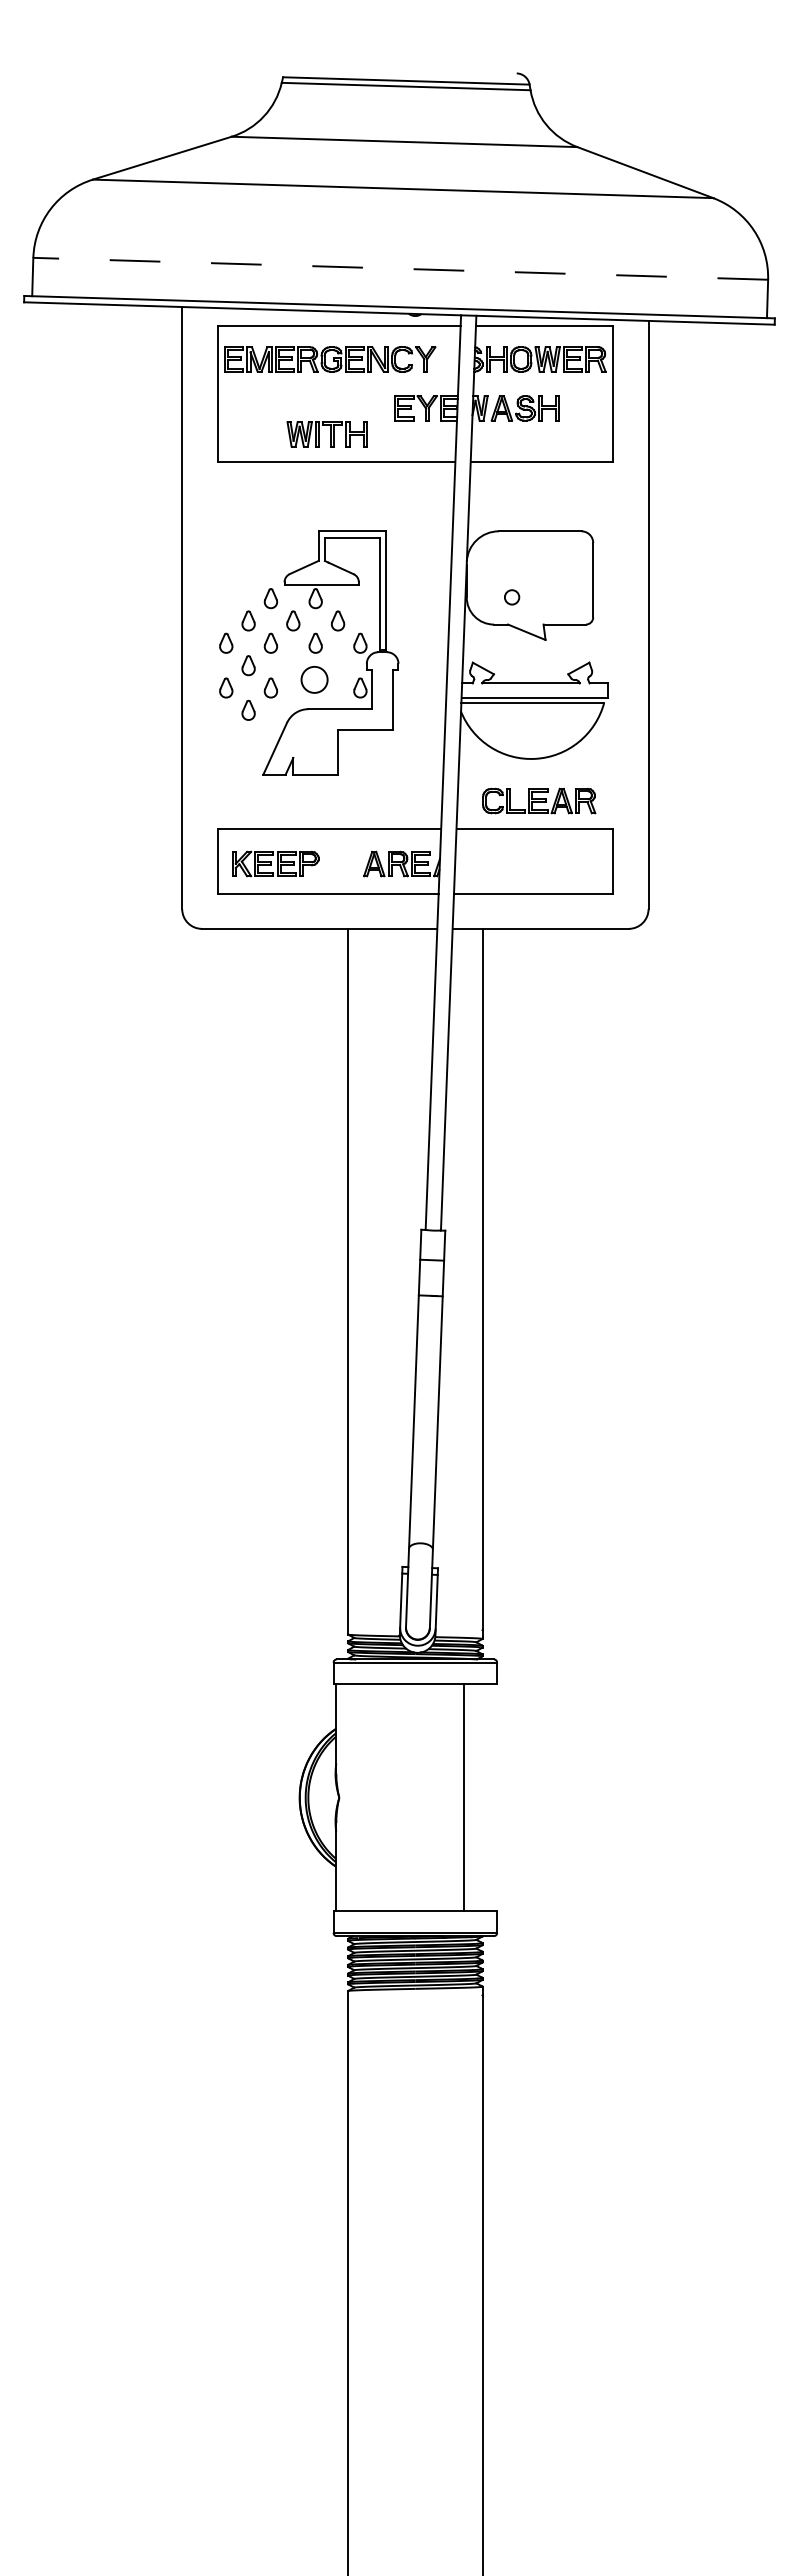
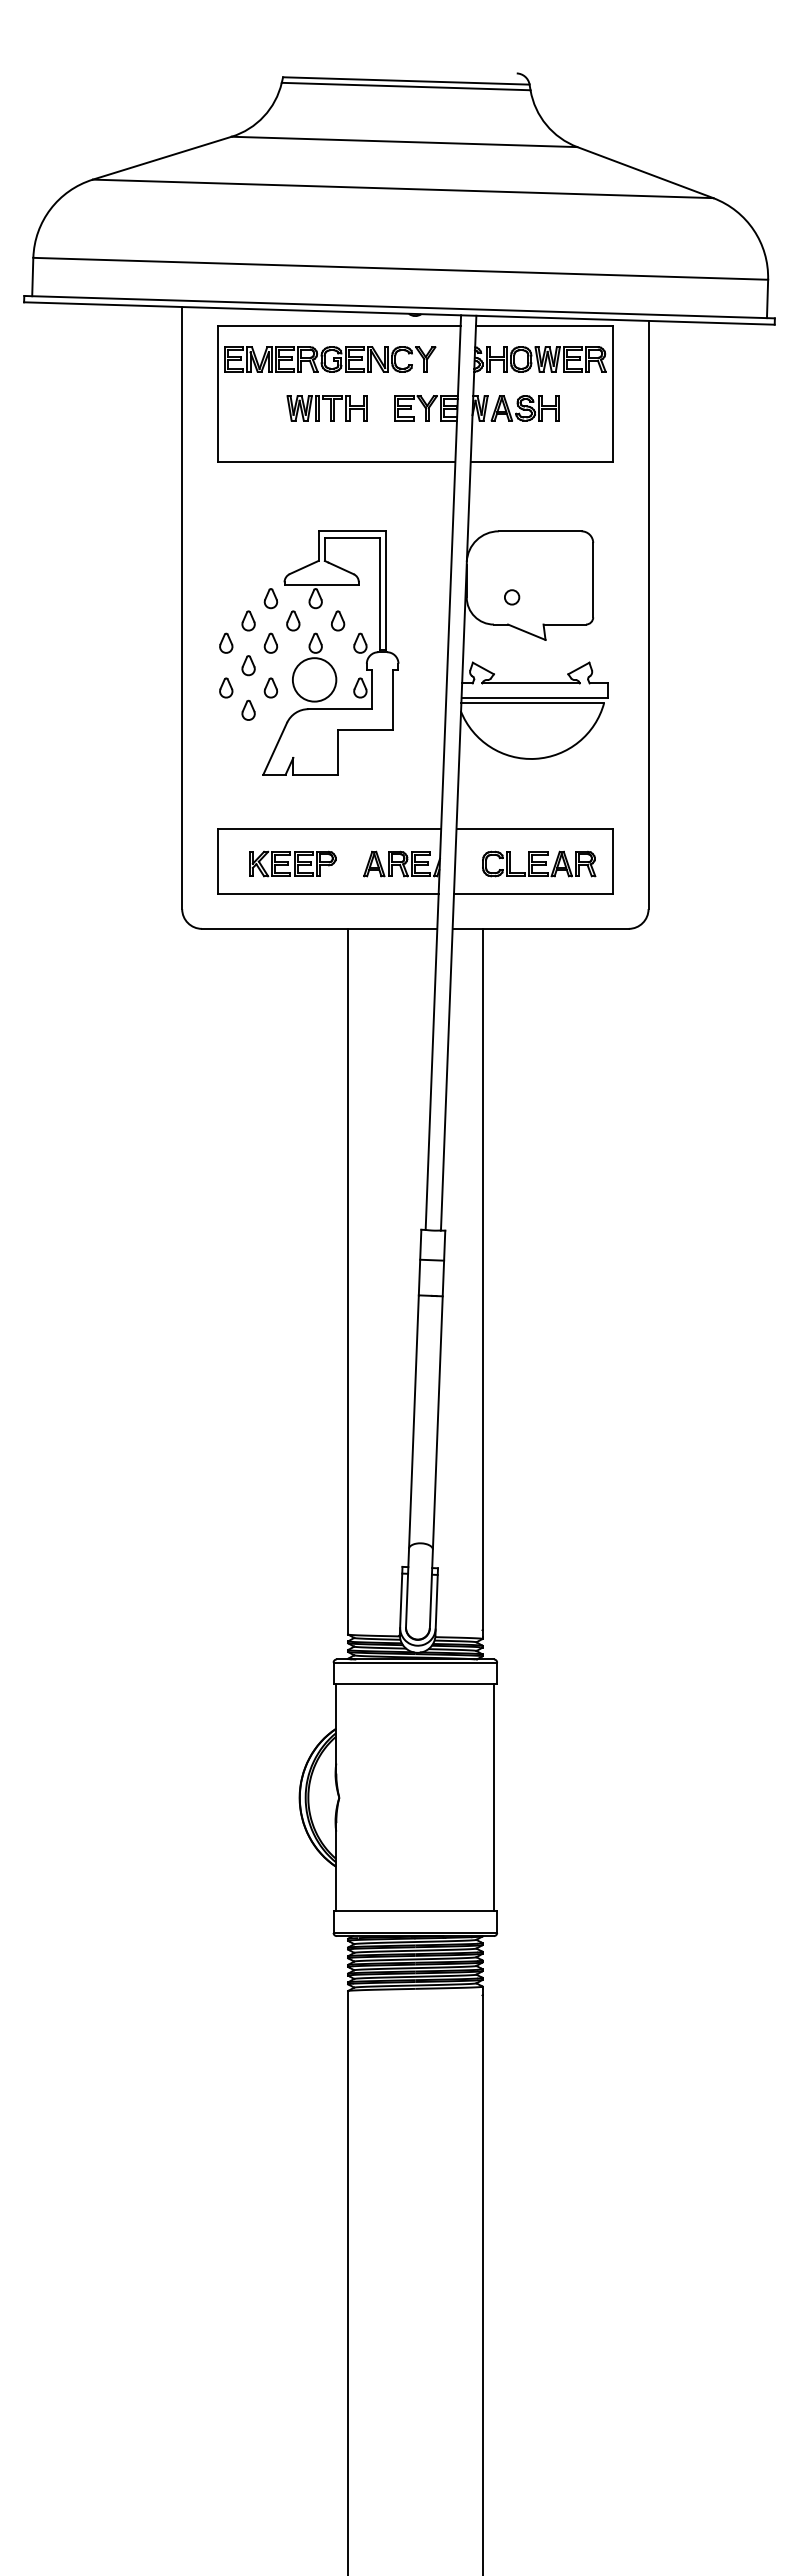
line: dashed -> solid (400, 268)
part position: (326, 434) -> (326, 408) (326, 408)
circle diameter: 26 px -> 43 px (314, 679)
part position: (539, 800) -> (539, 863) (539, 863)
part position: (275, 863) -> (292, 863) (292, 863)
line position: (464, 1797) -> (494, 1797) (494, 1797)
